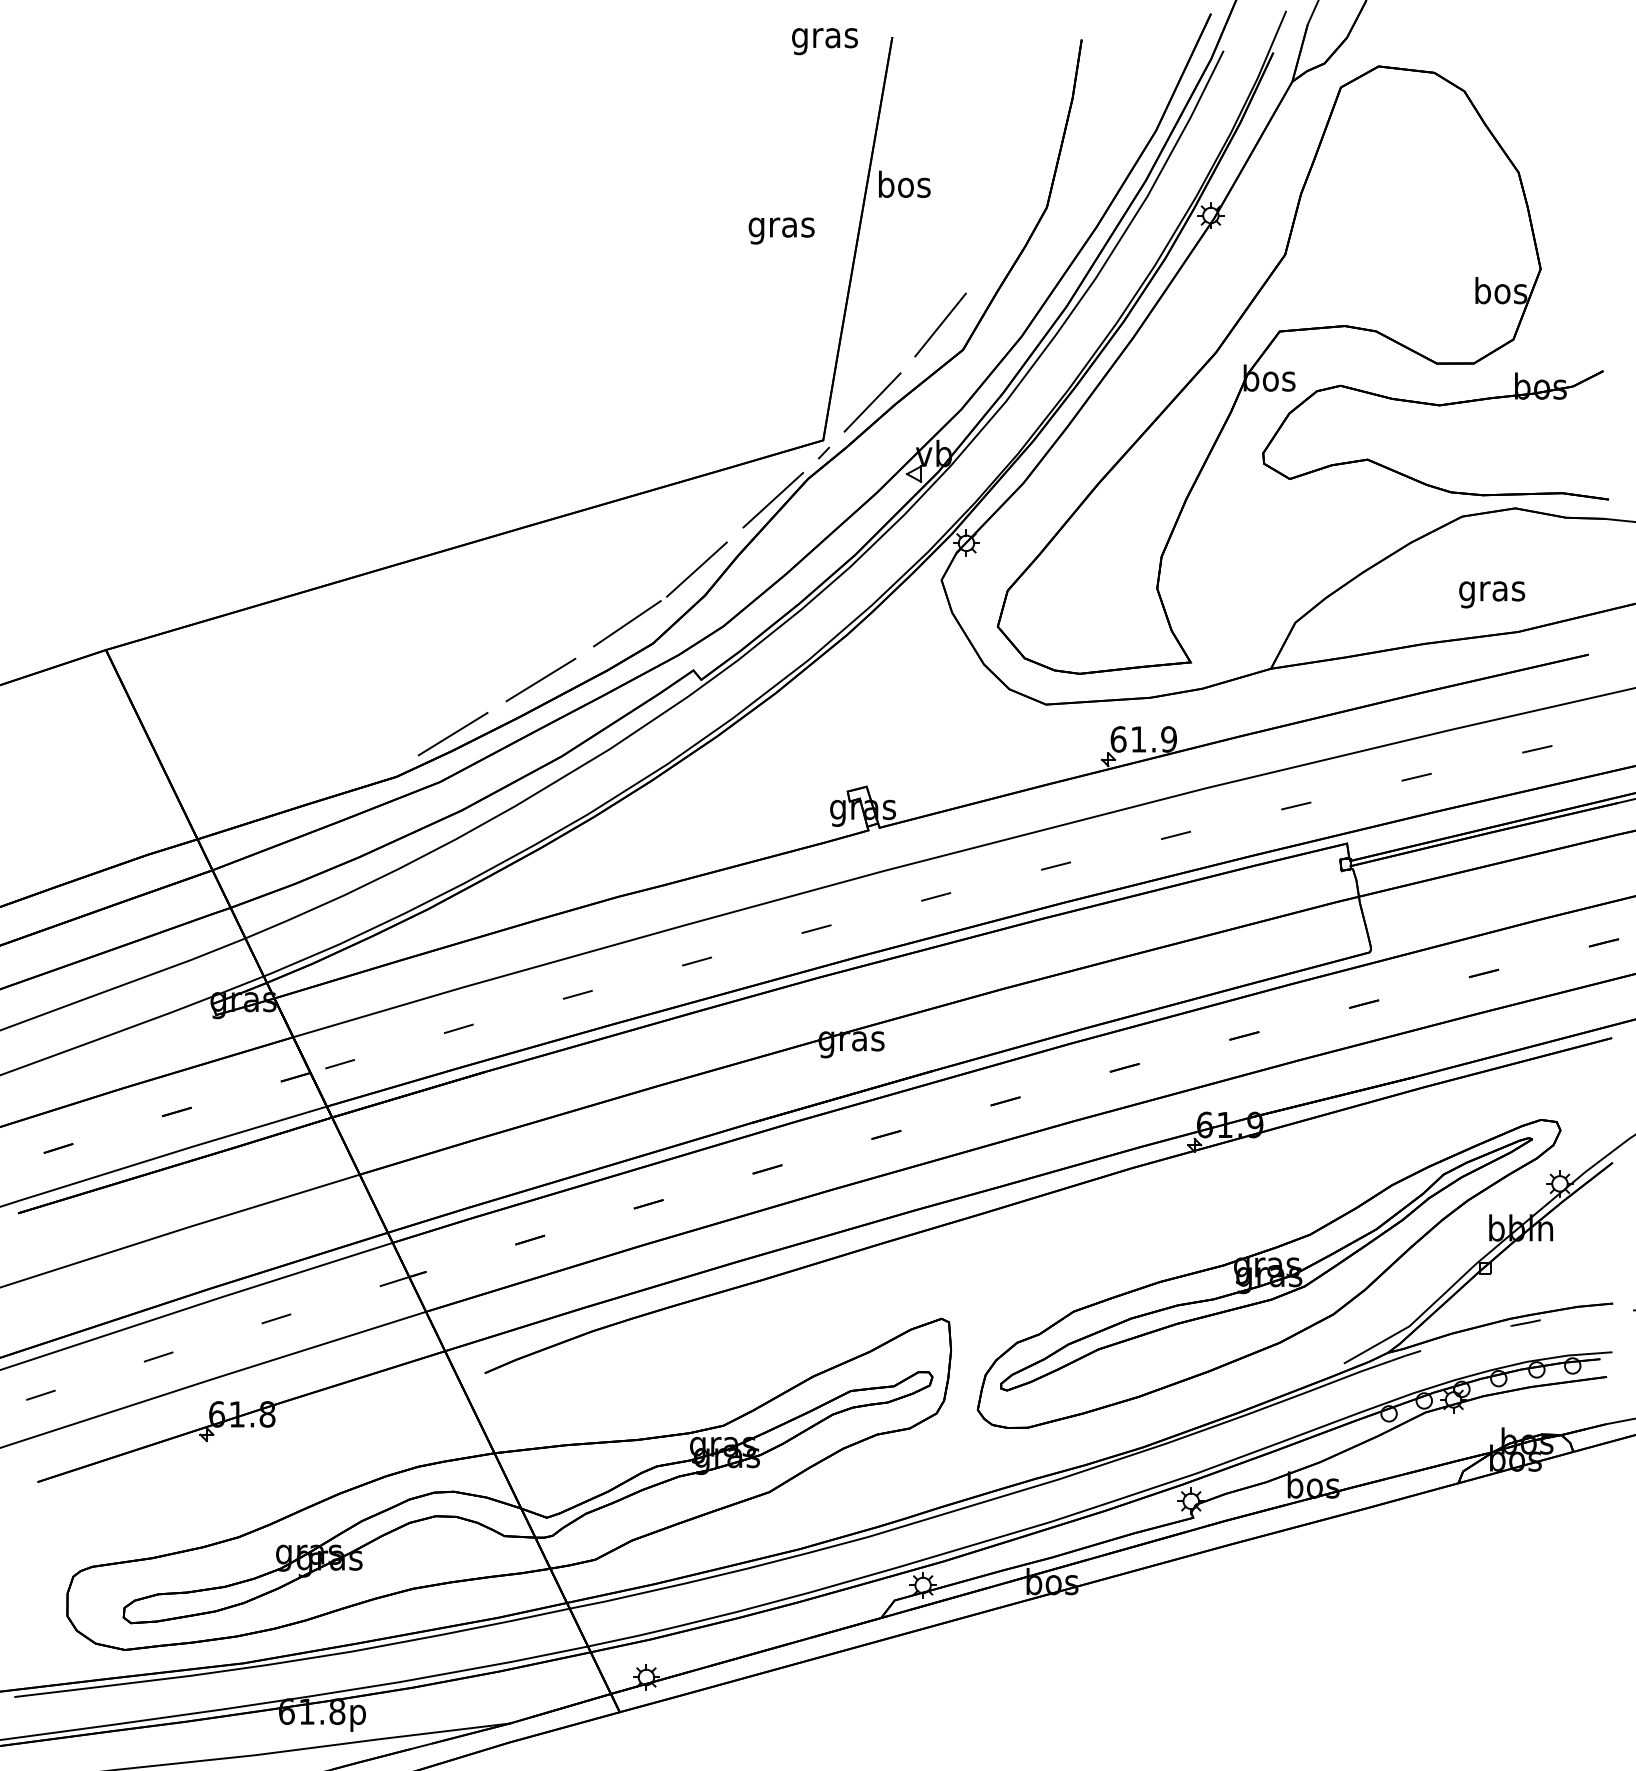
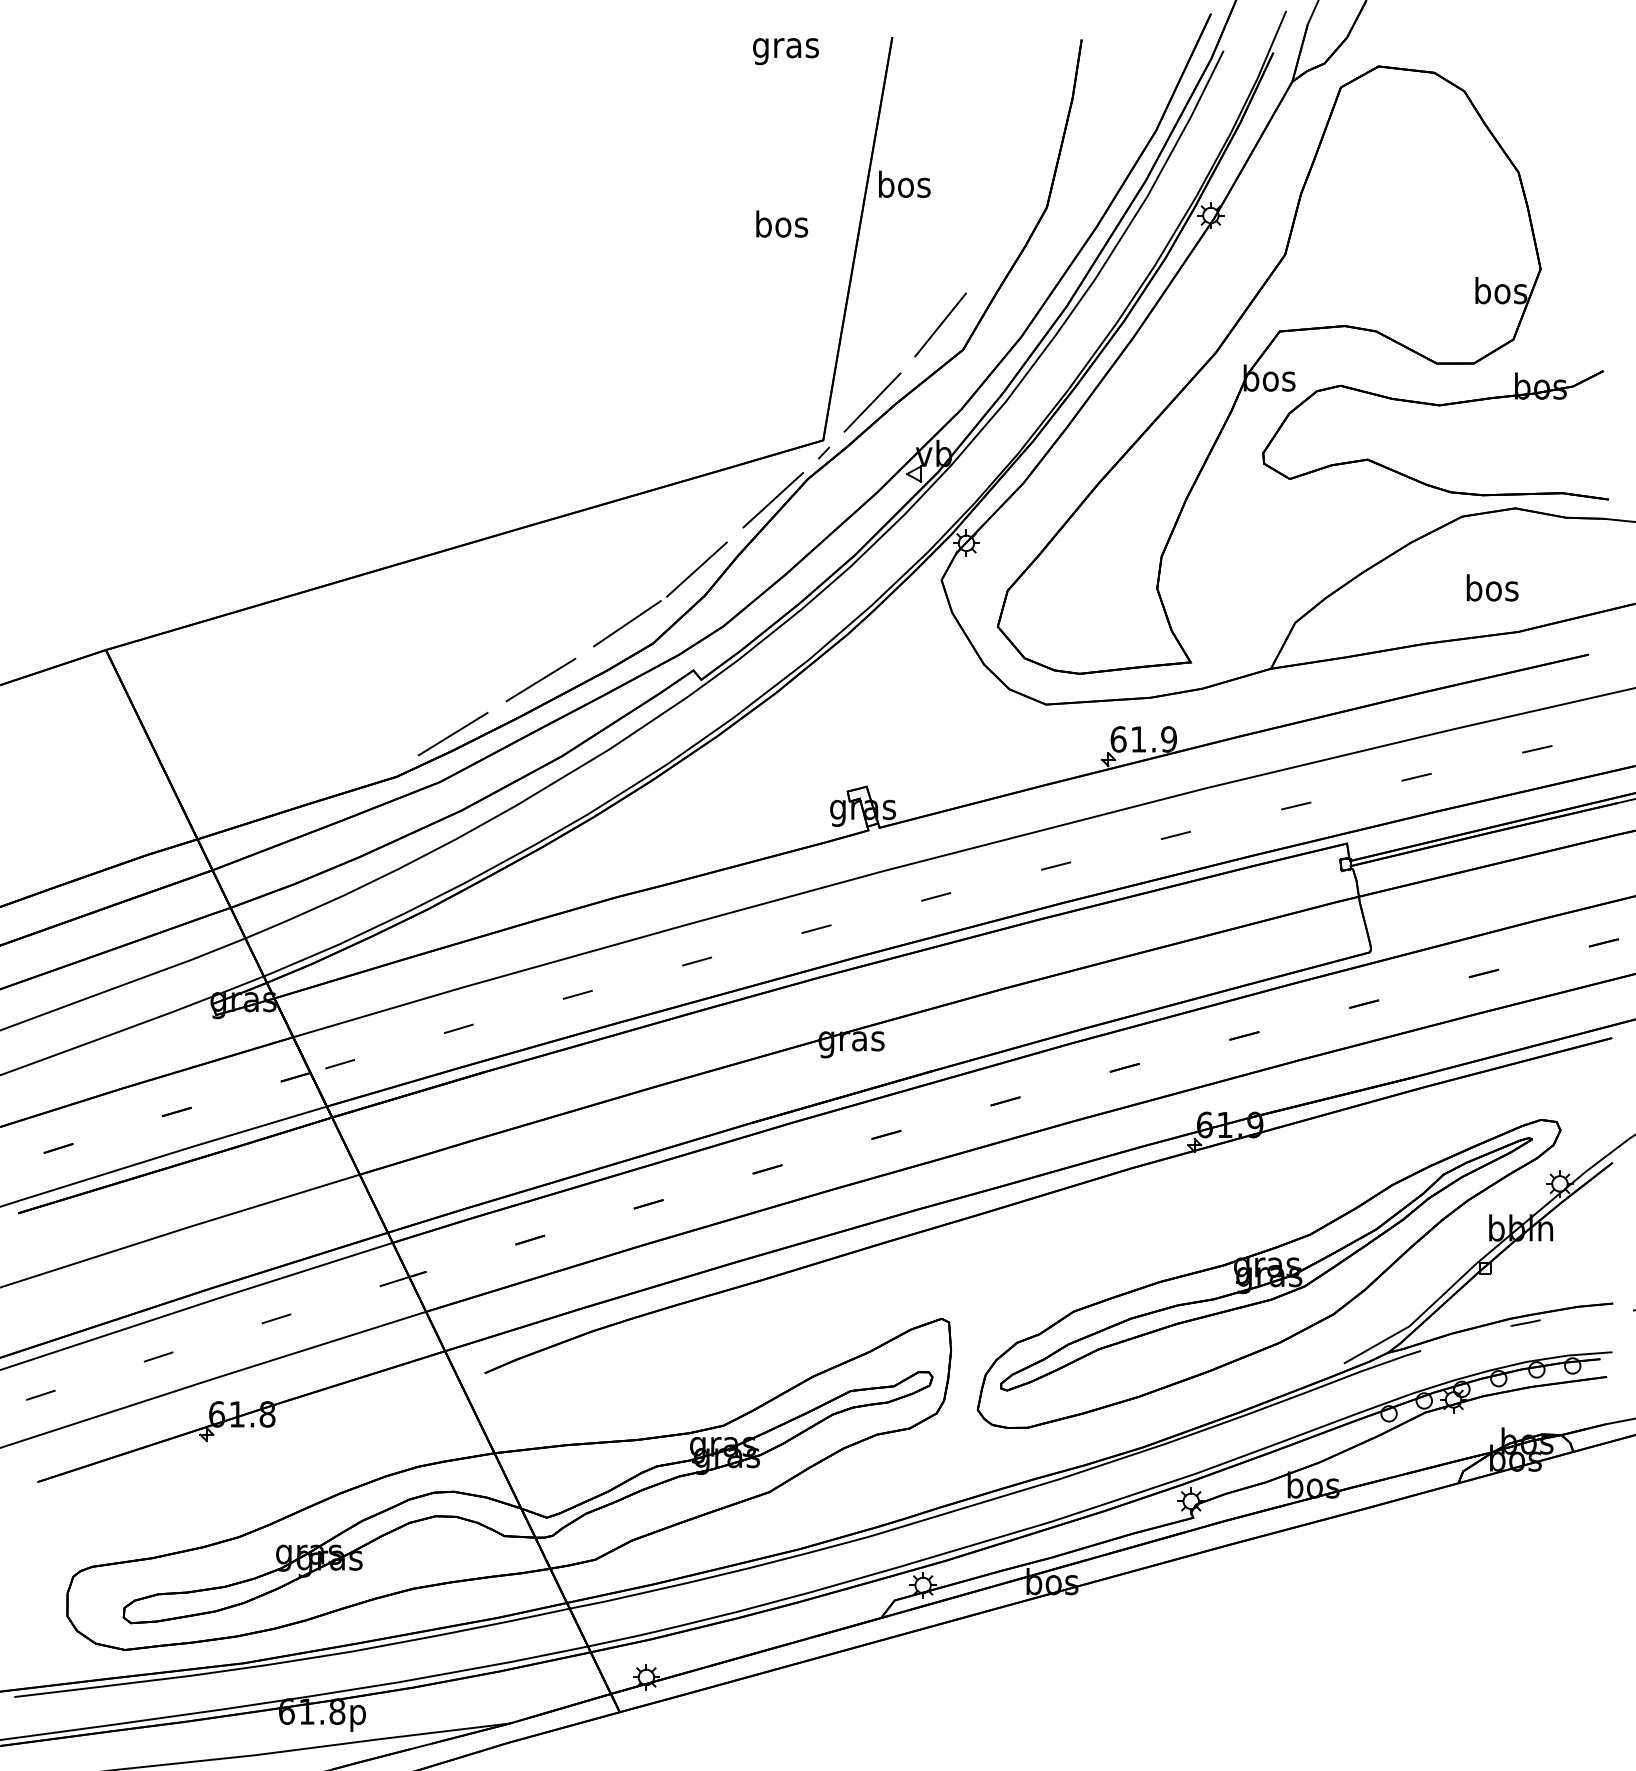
text position: (824, 41) -> (785, 51) (785, 51)
text: gras -> bos (781, 227)
text: gras -> bos (1492, 591)
